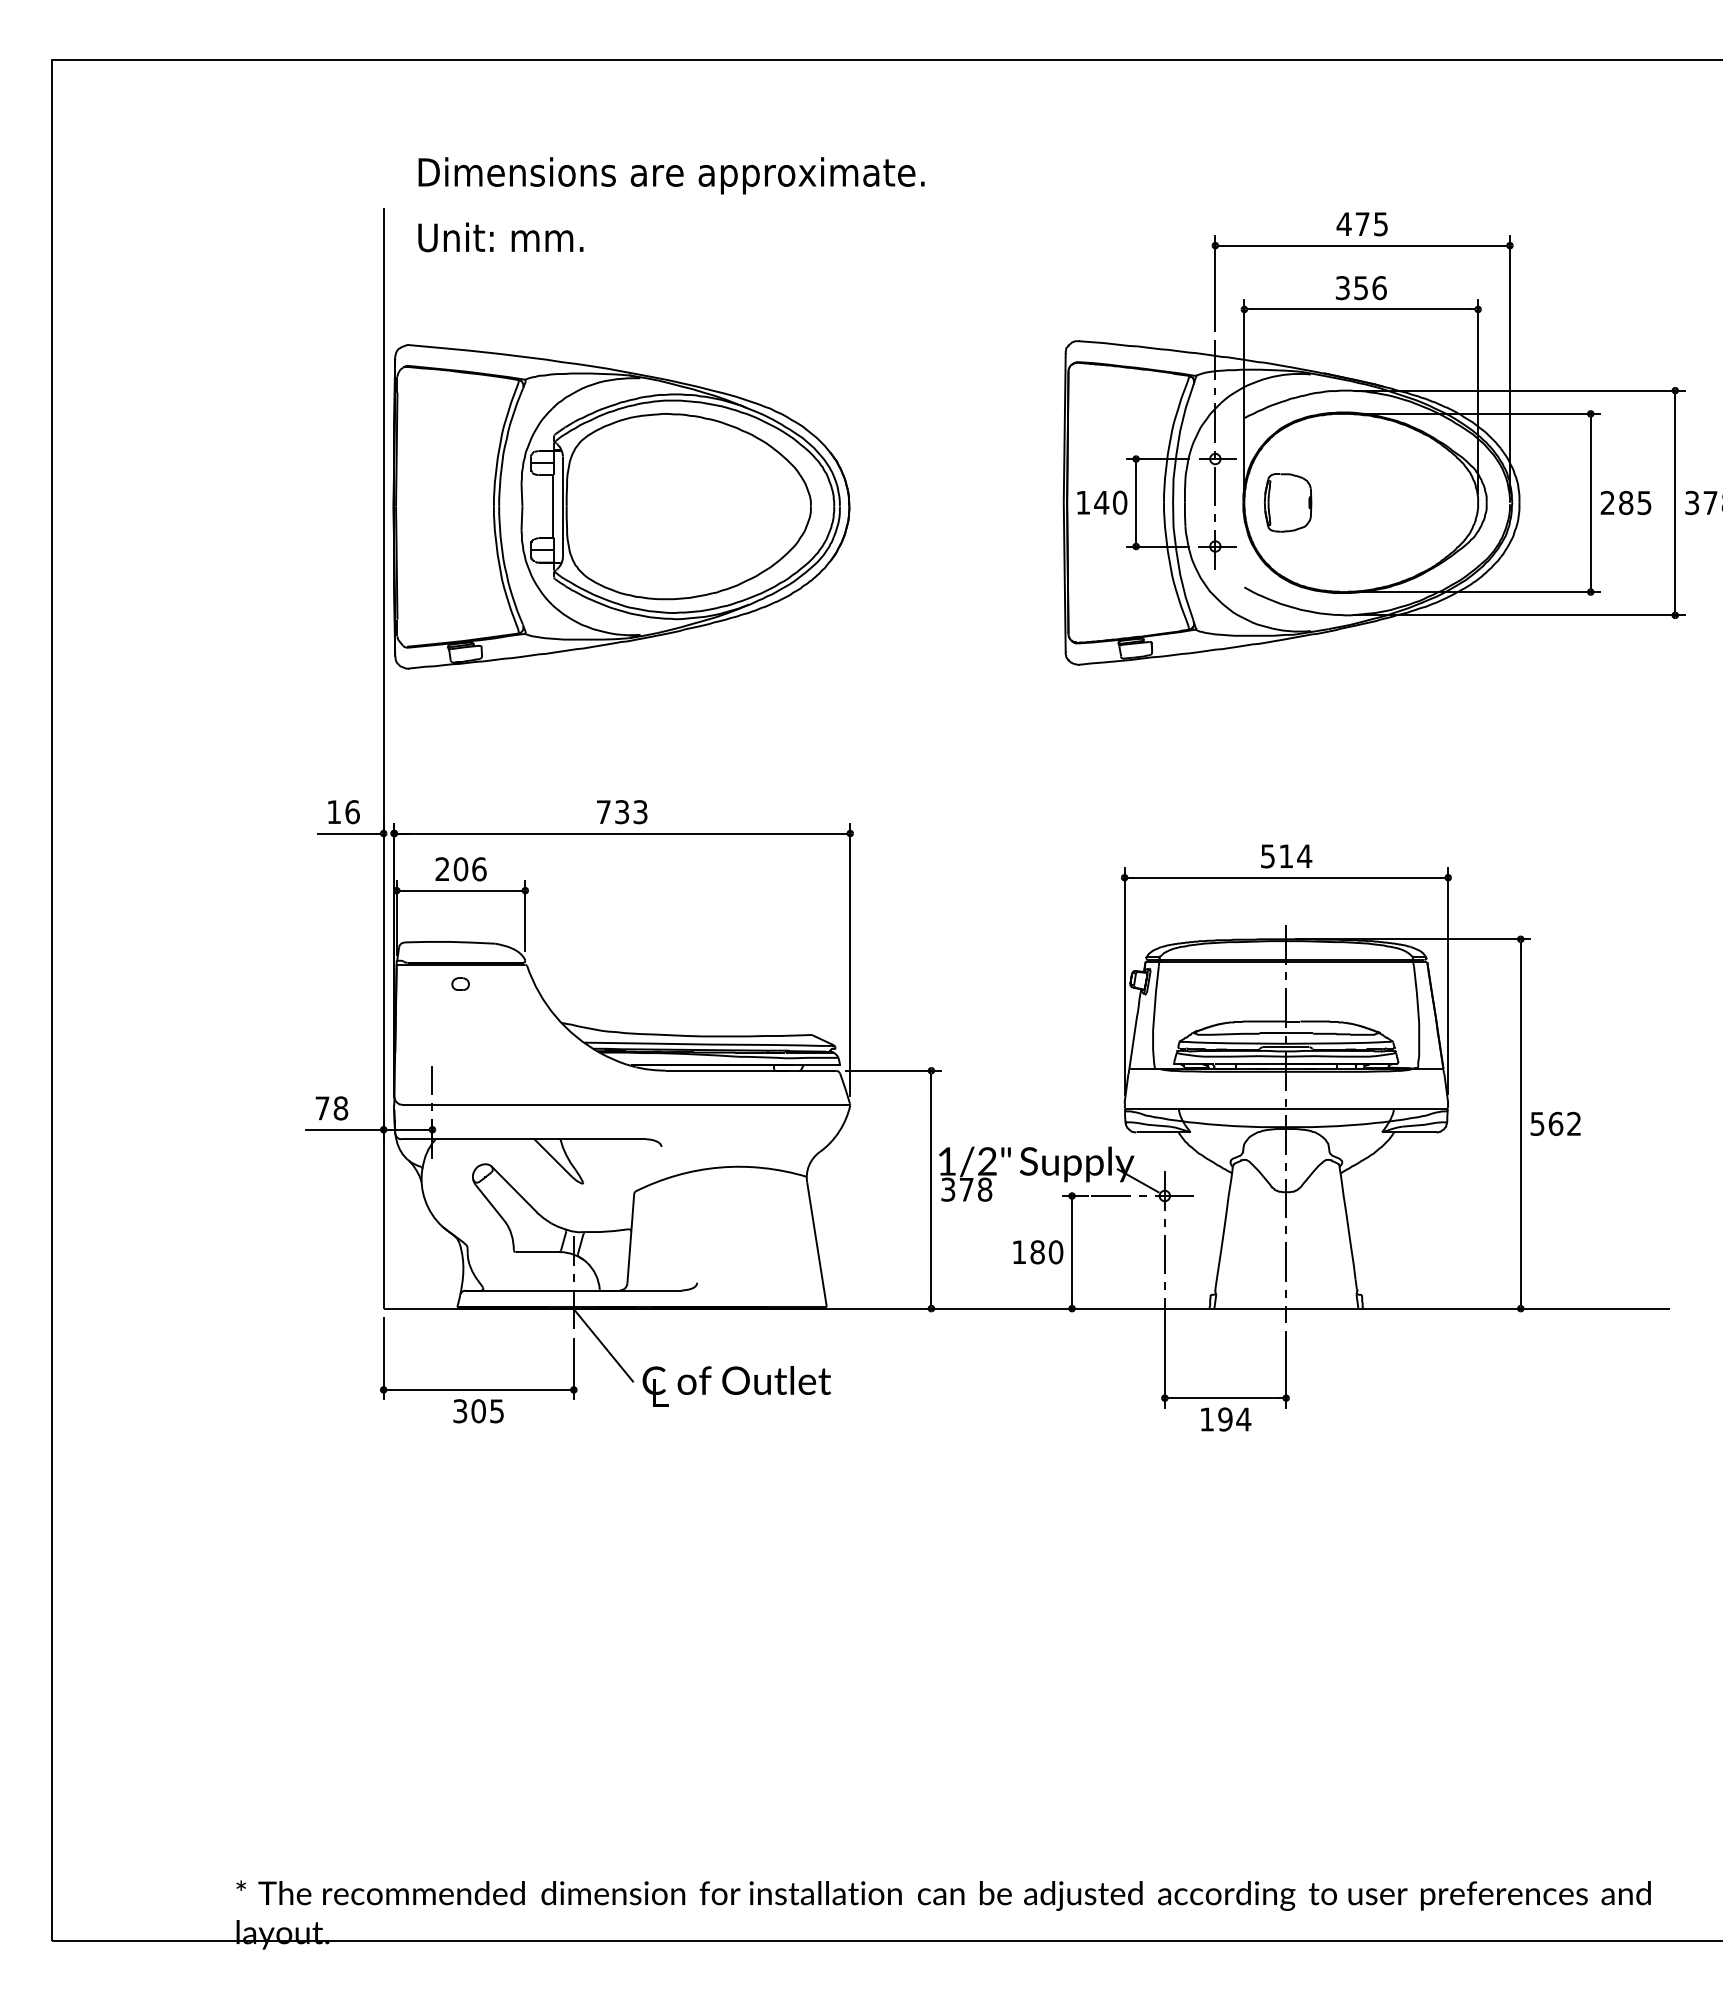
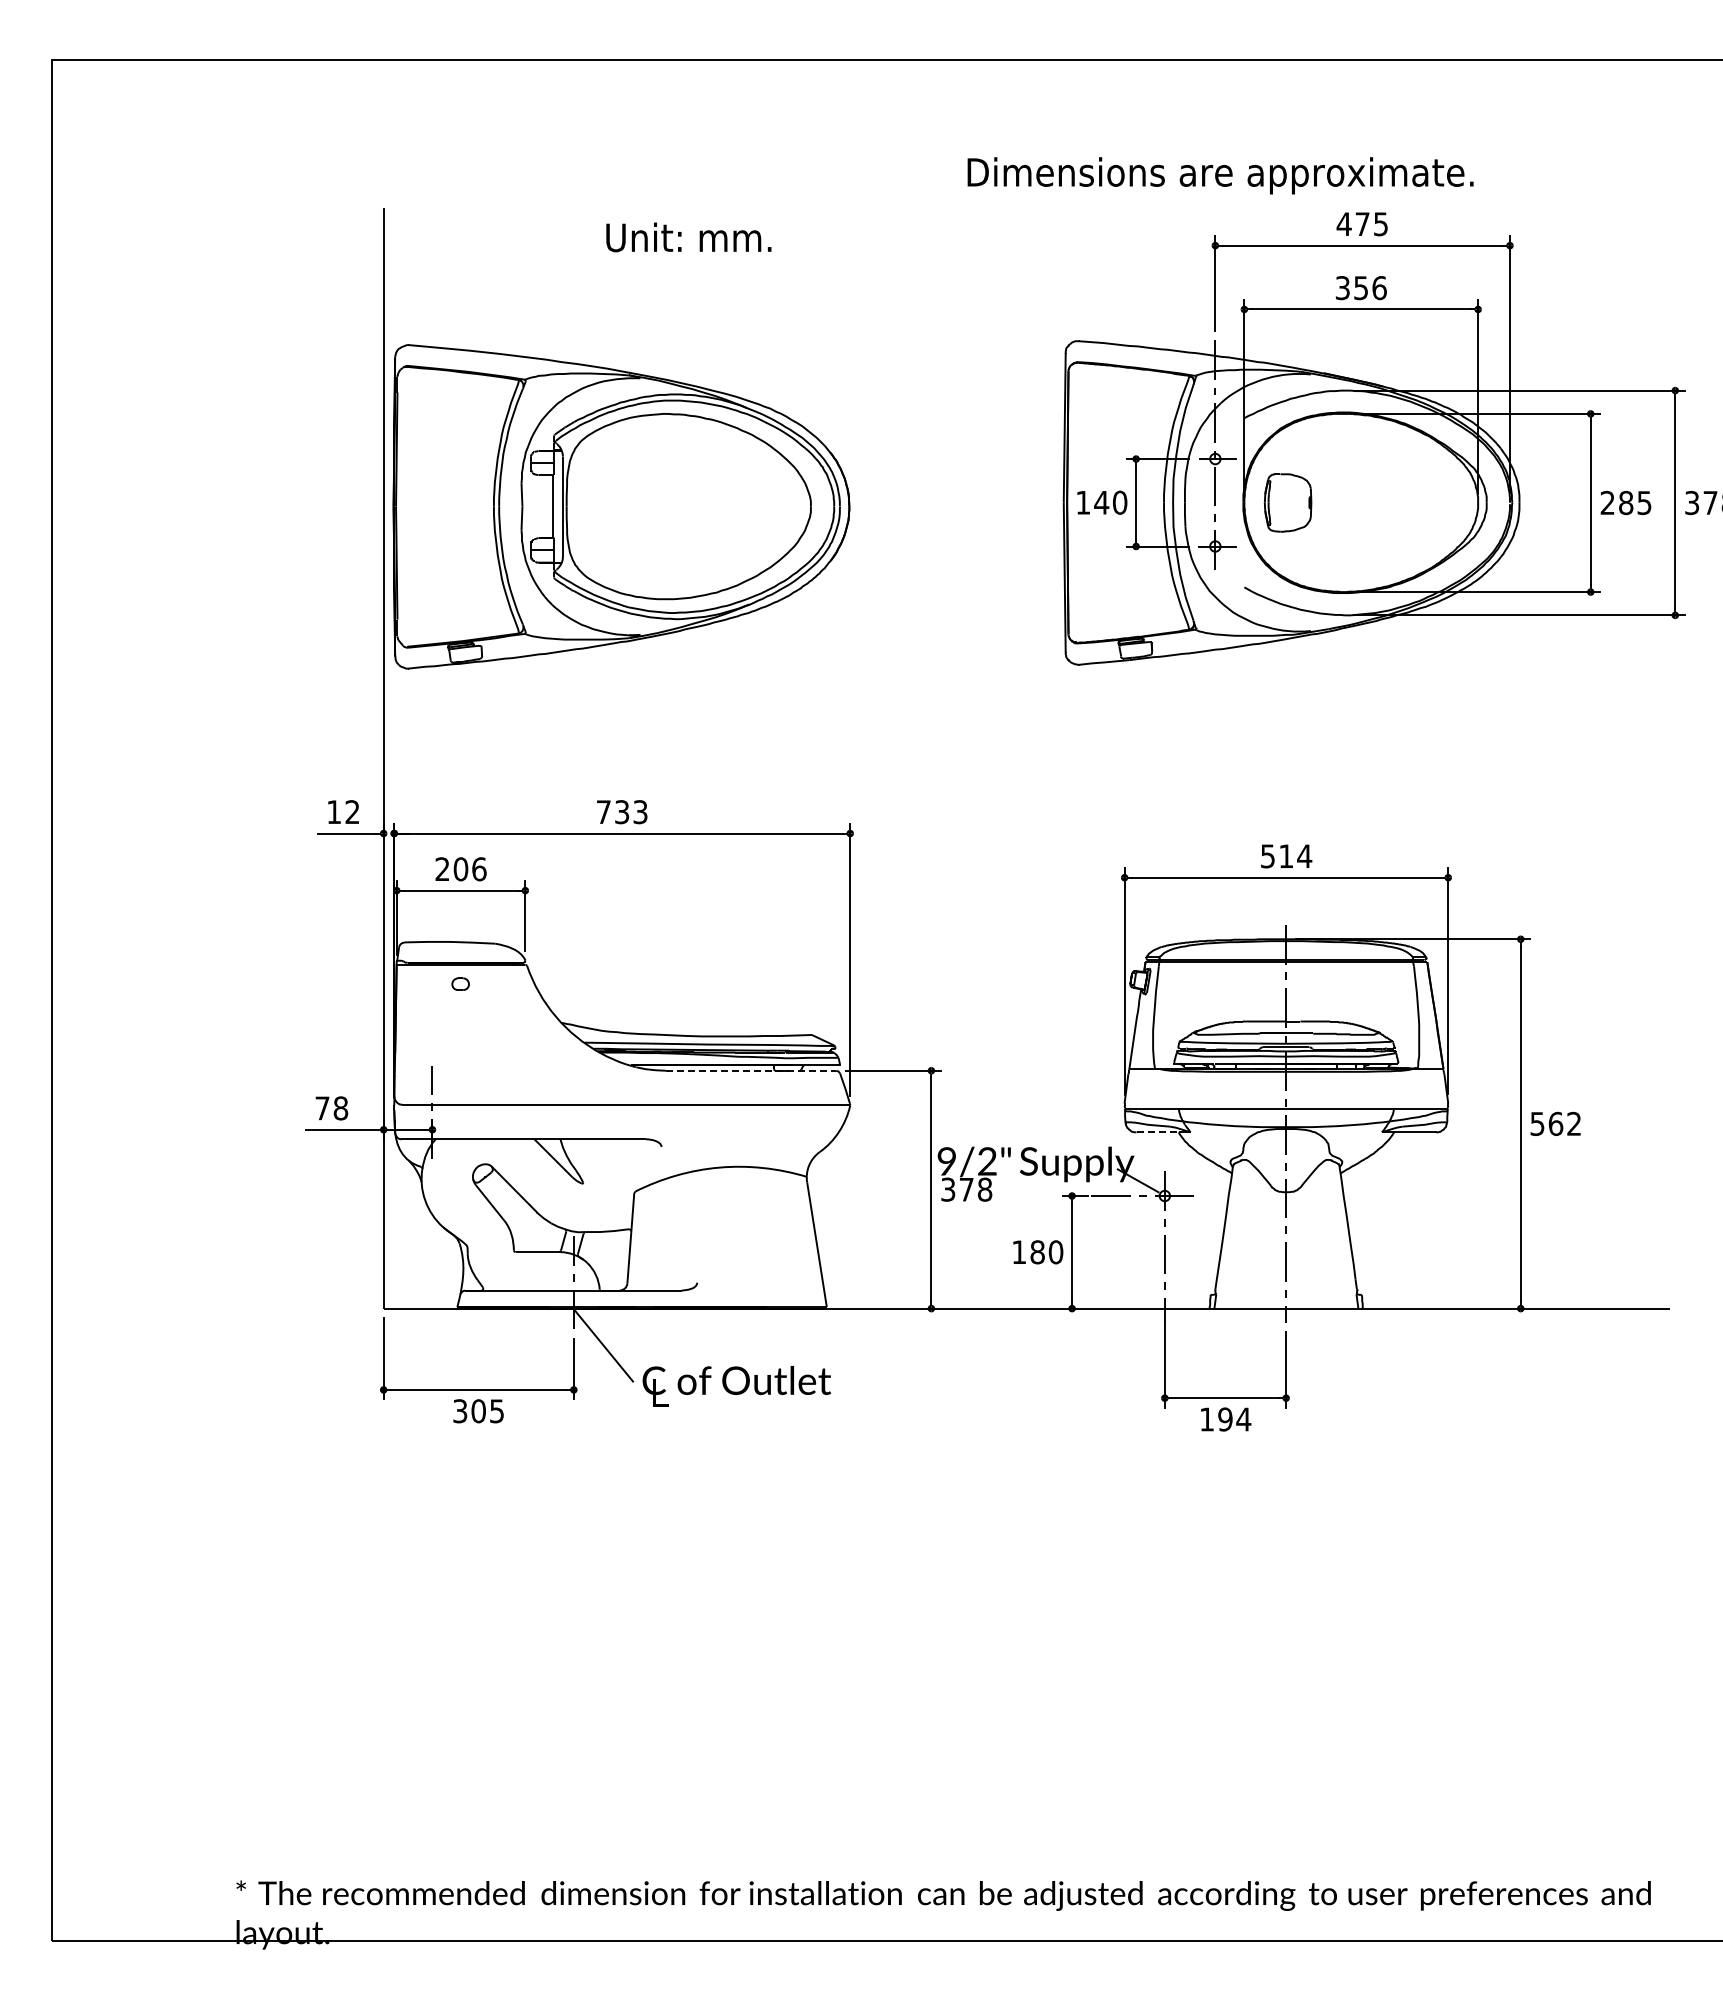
text position: (671, 175) -> (1220, 175) (1220, 175)
text position: (500, 237) -> (688, 237) (688, 237)
text: 16 -> 12 (352, 812)
line: solid -> dashed (751, 1070)
line: solid -> dashed (1158, 1132)
text: 1/2" -> 9/2" (946, 1161)
